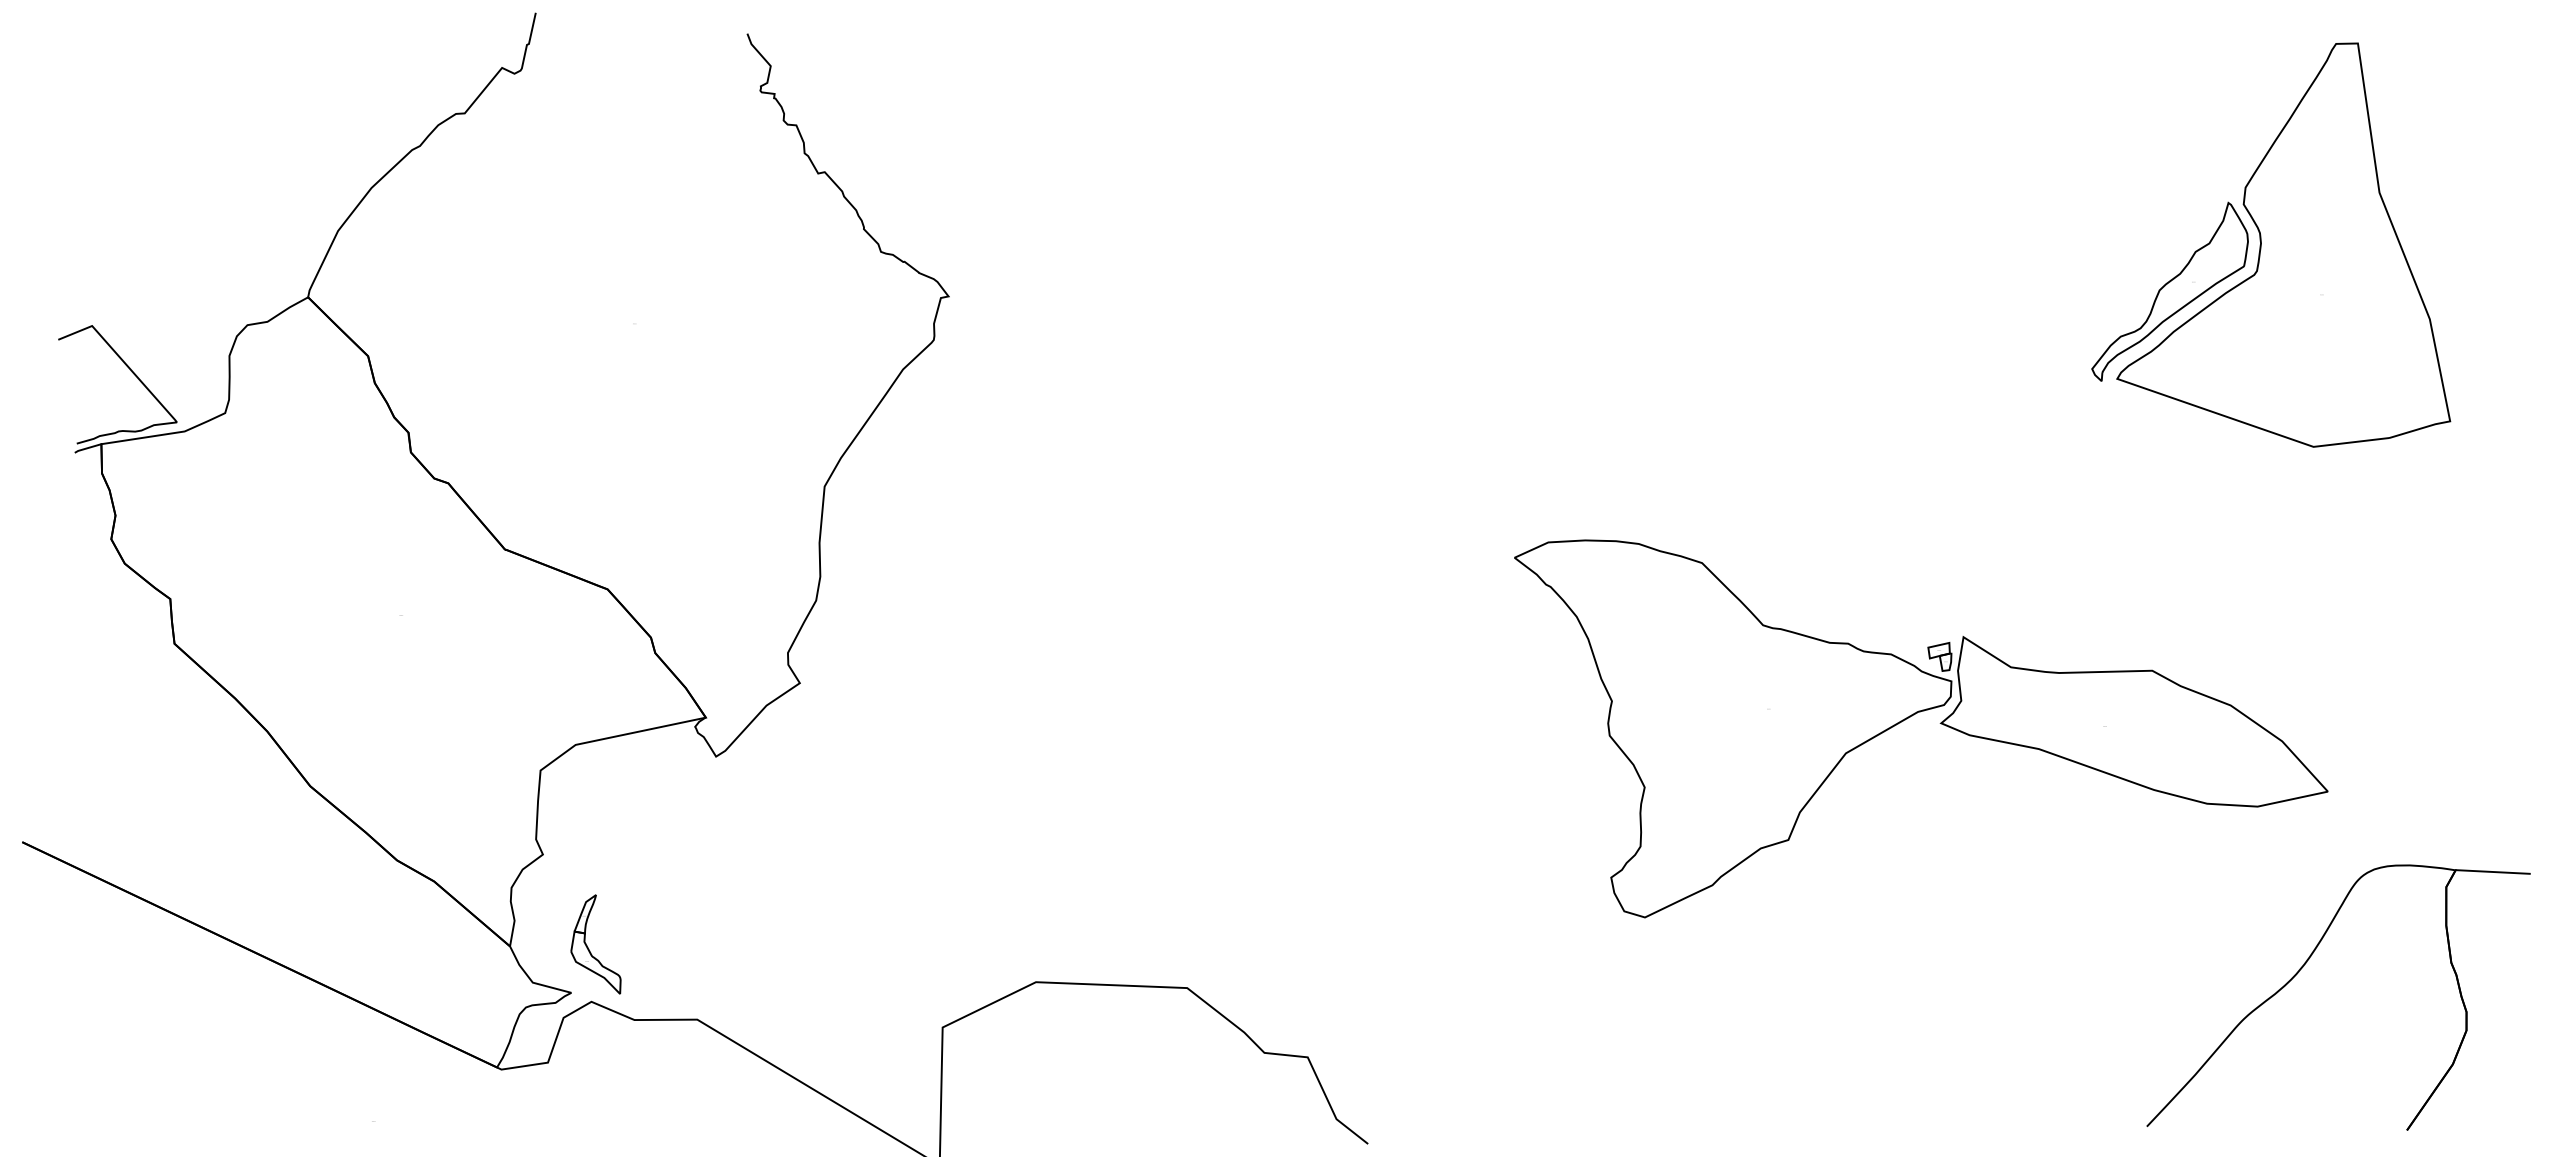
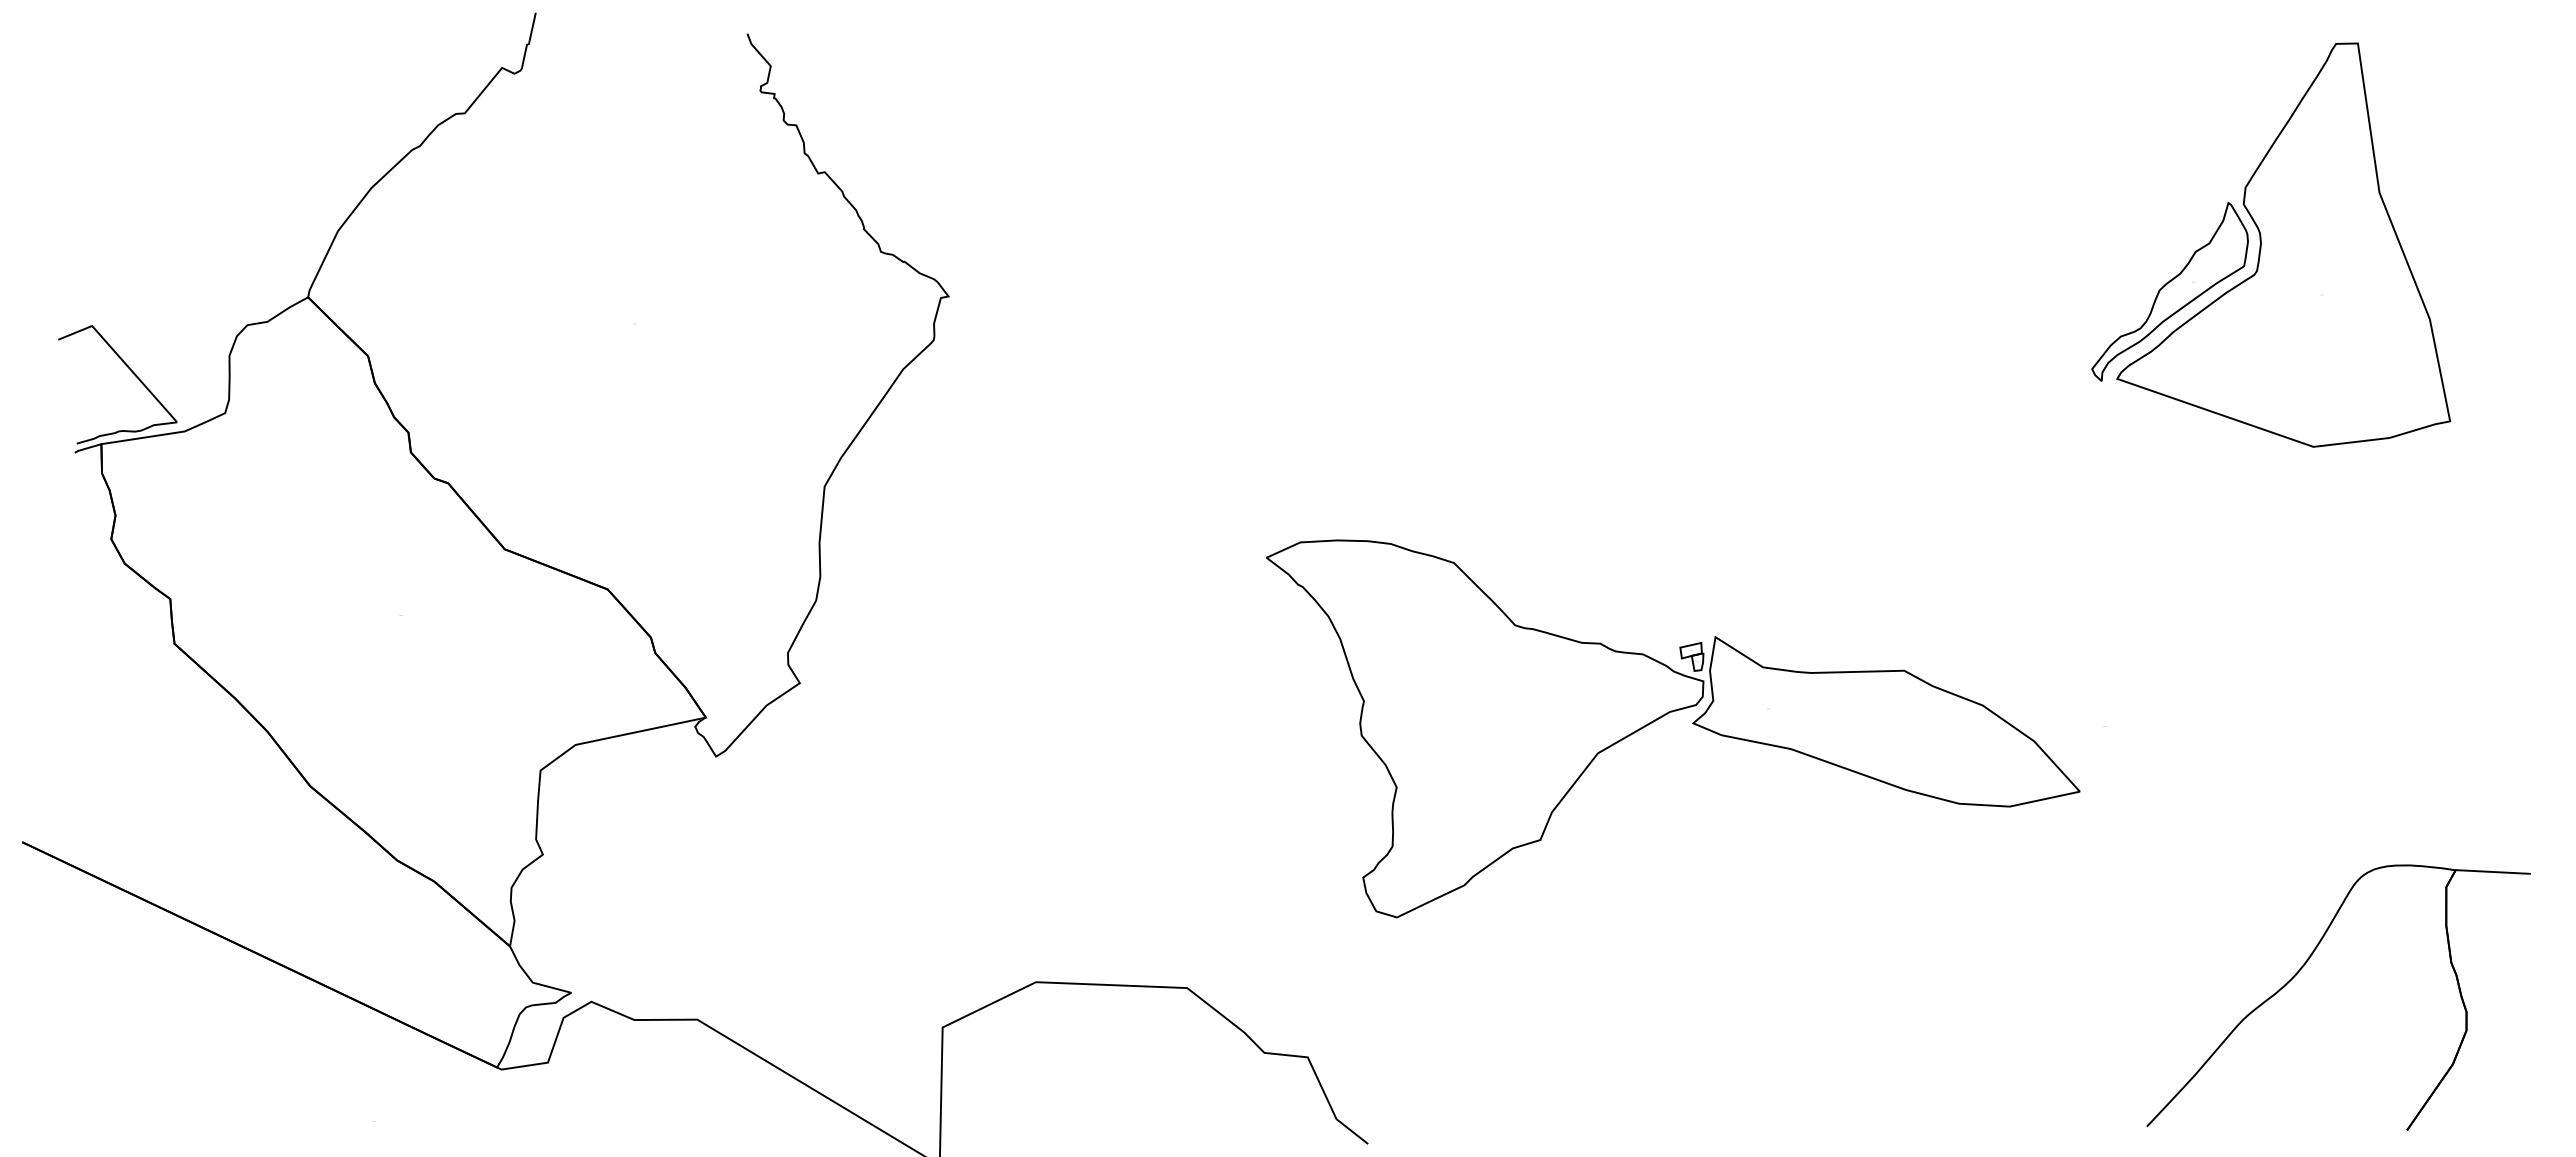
part position: (1912, 716) -> (1664, 716) (1664, 716)
part: present -> none (588, 947)
